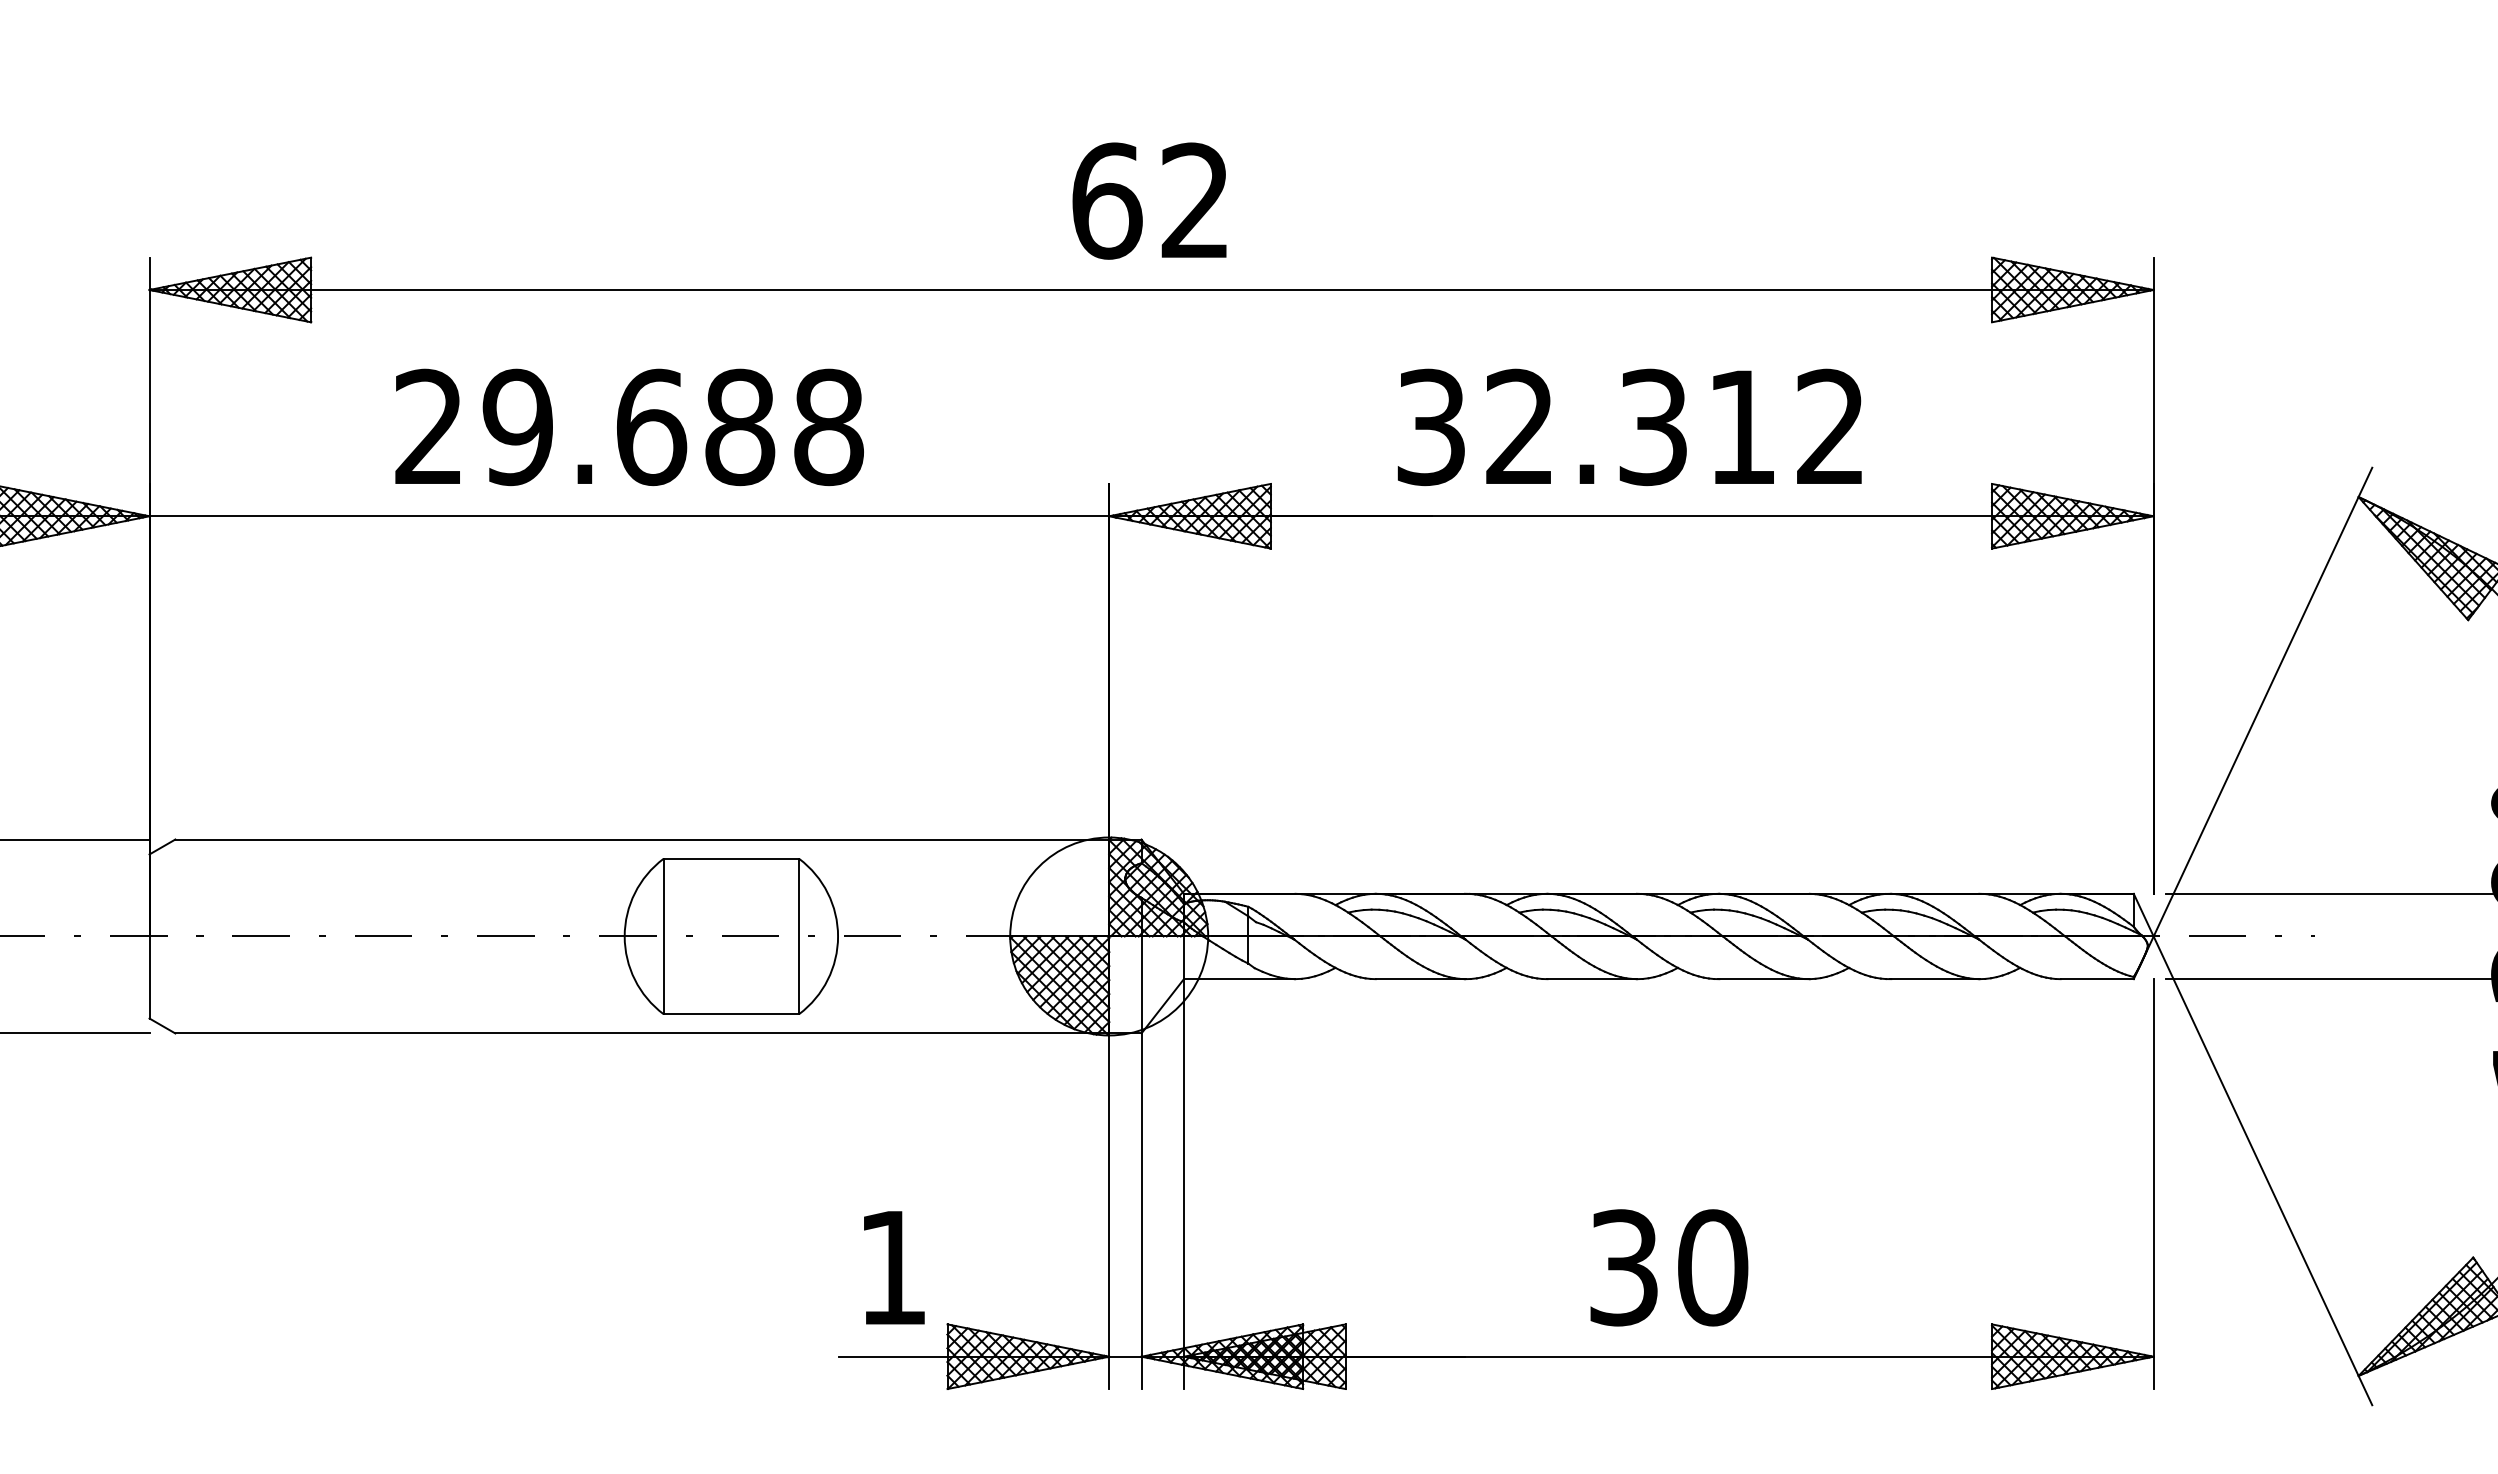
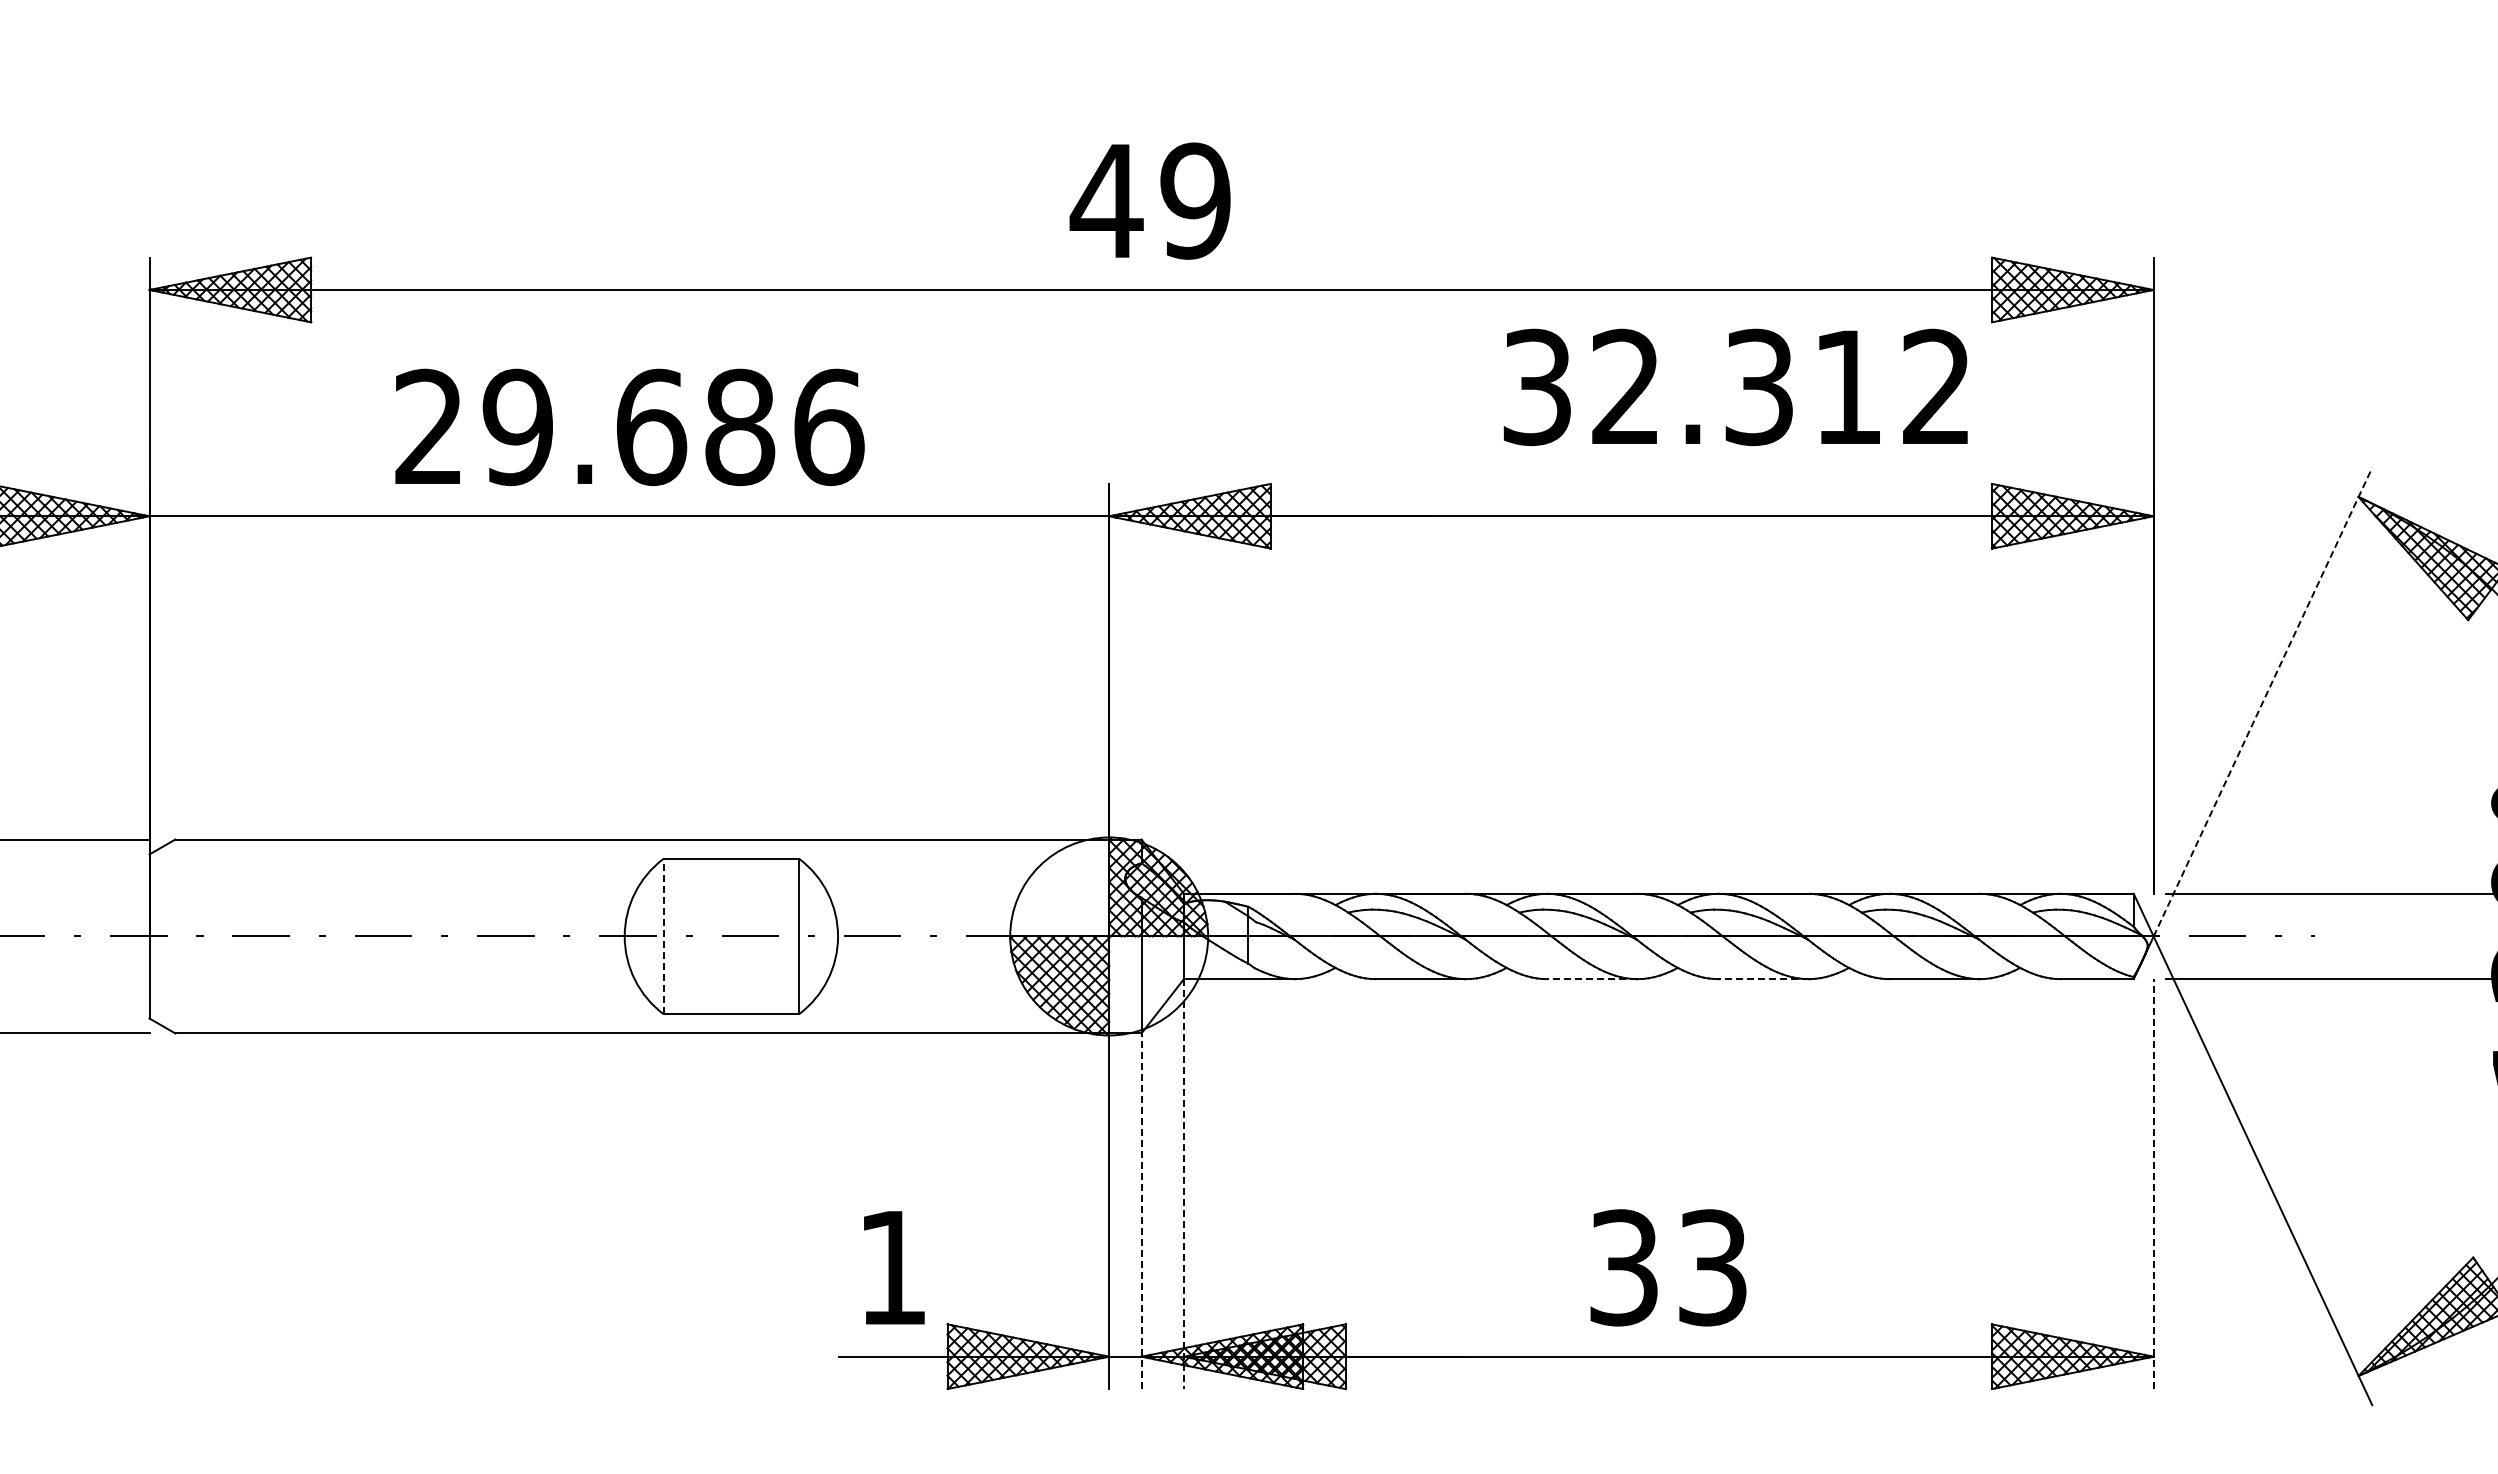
text: 62 -> 49 (1149, 200)
text: 29.688 -> 29.686 (829, 427)
text position: (1629, 427) -> (1735, 387) (1735, 387)
line: solid -> dashed (2262, 702)
line: solid -> dashed (663, 936)
line: solid -> dashed (1591, 979)
line: solid -> dashed (1762, 979)
line: solid -> dashed (1183, 1184)
line: solid -> dashed (2153, 1184)
line: solid -> dashed (1141, 1211)
text: 30 -> 33 (1713, 1267)
